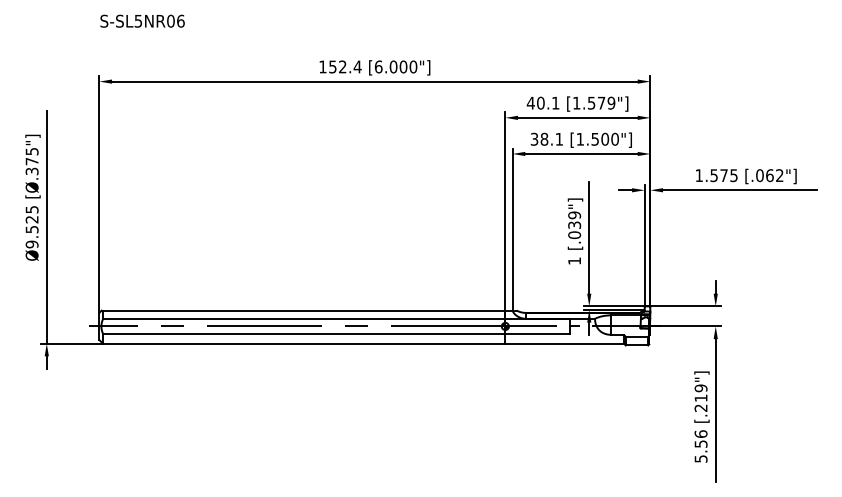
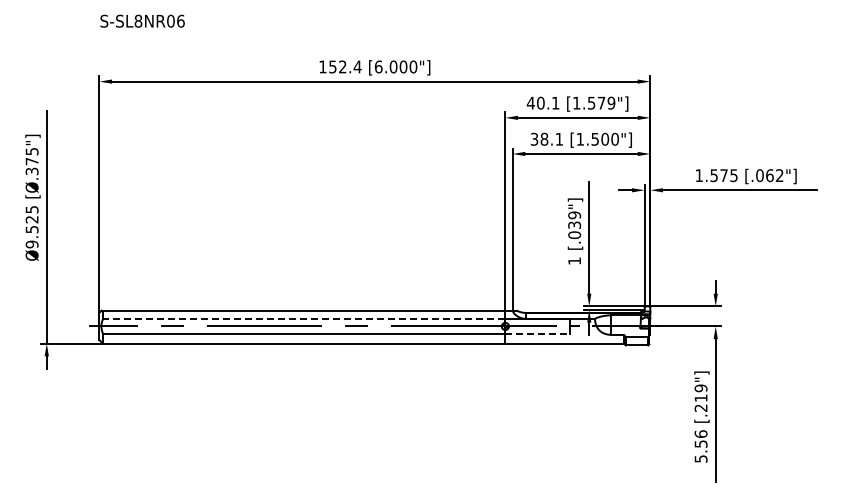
text: S-SL5NR06 -> S-SL8NR06 (138, 20)
line: solid -> dashed (303, 319)
line: solid -> dashed (538, 333)
